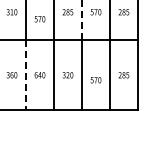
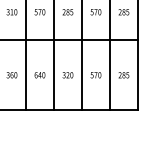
text position: (39, 19) -> (39, 12) (39, 12)
line: dashed -> solid (81, 20)
line: dashed -> solid (25, 75)
text position: (95, 80) -> (95, 75) (95, 75)
